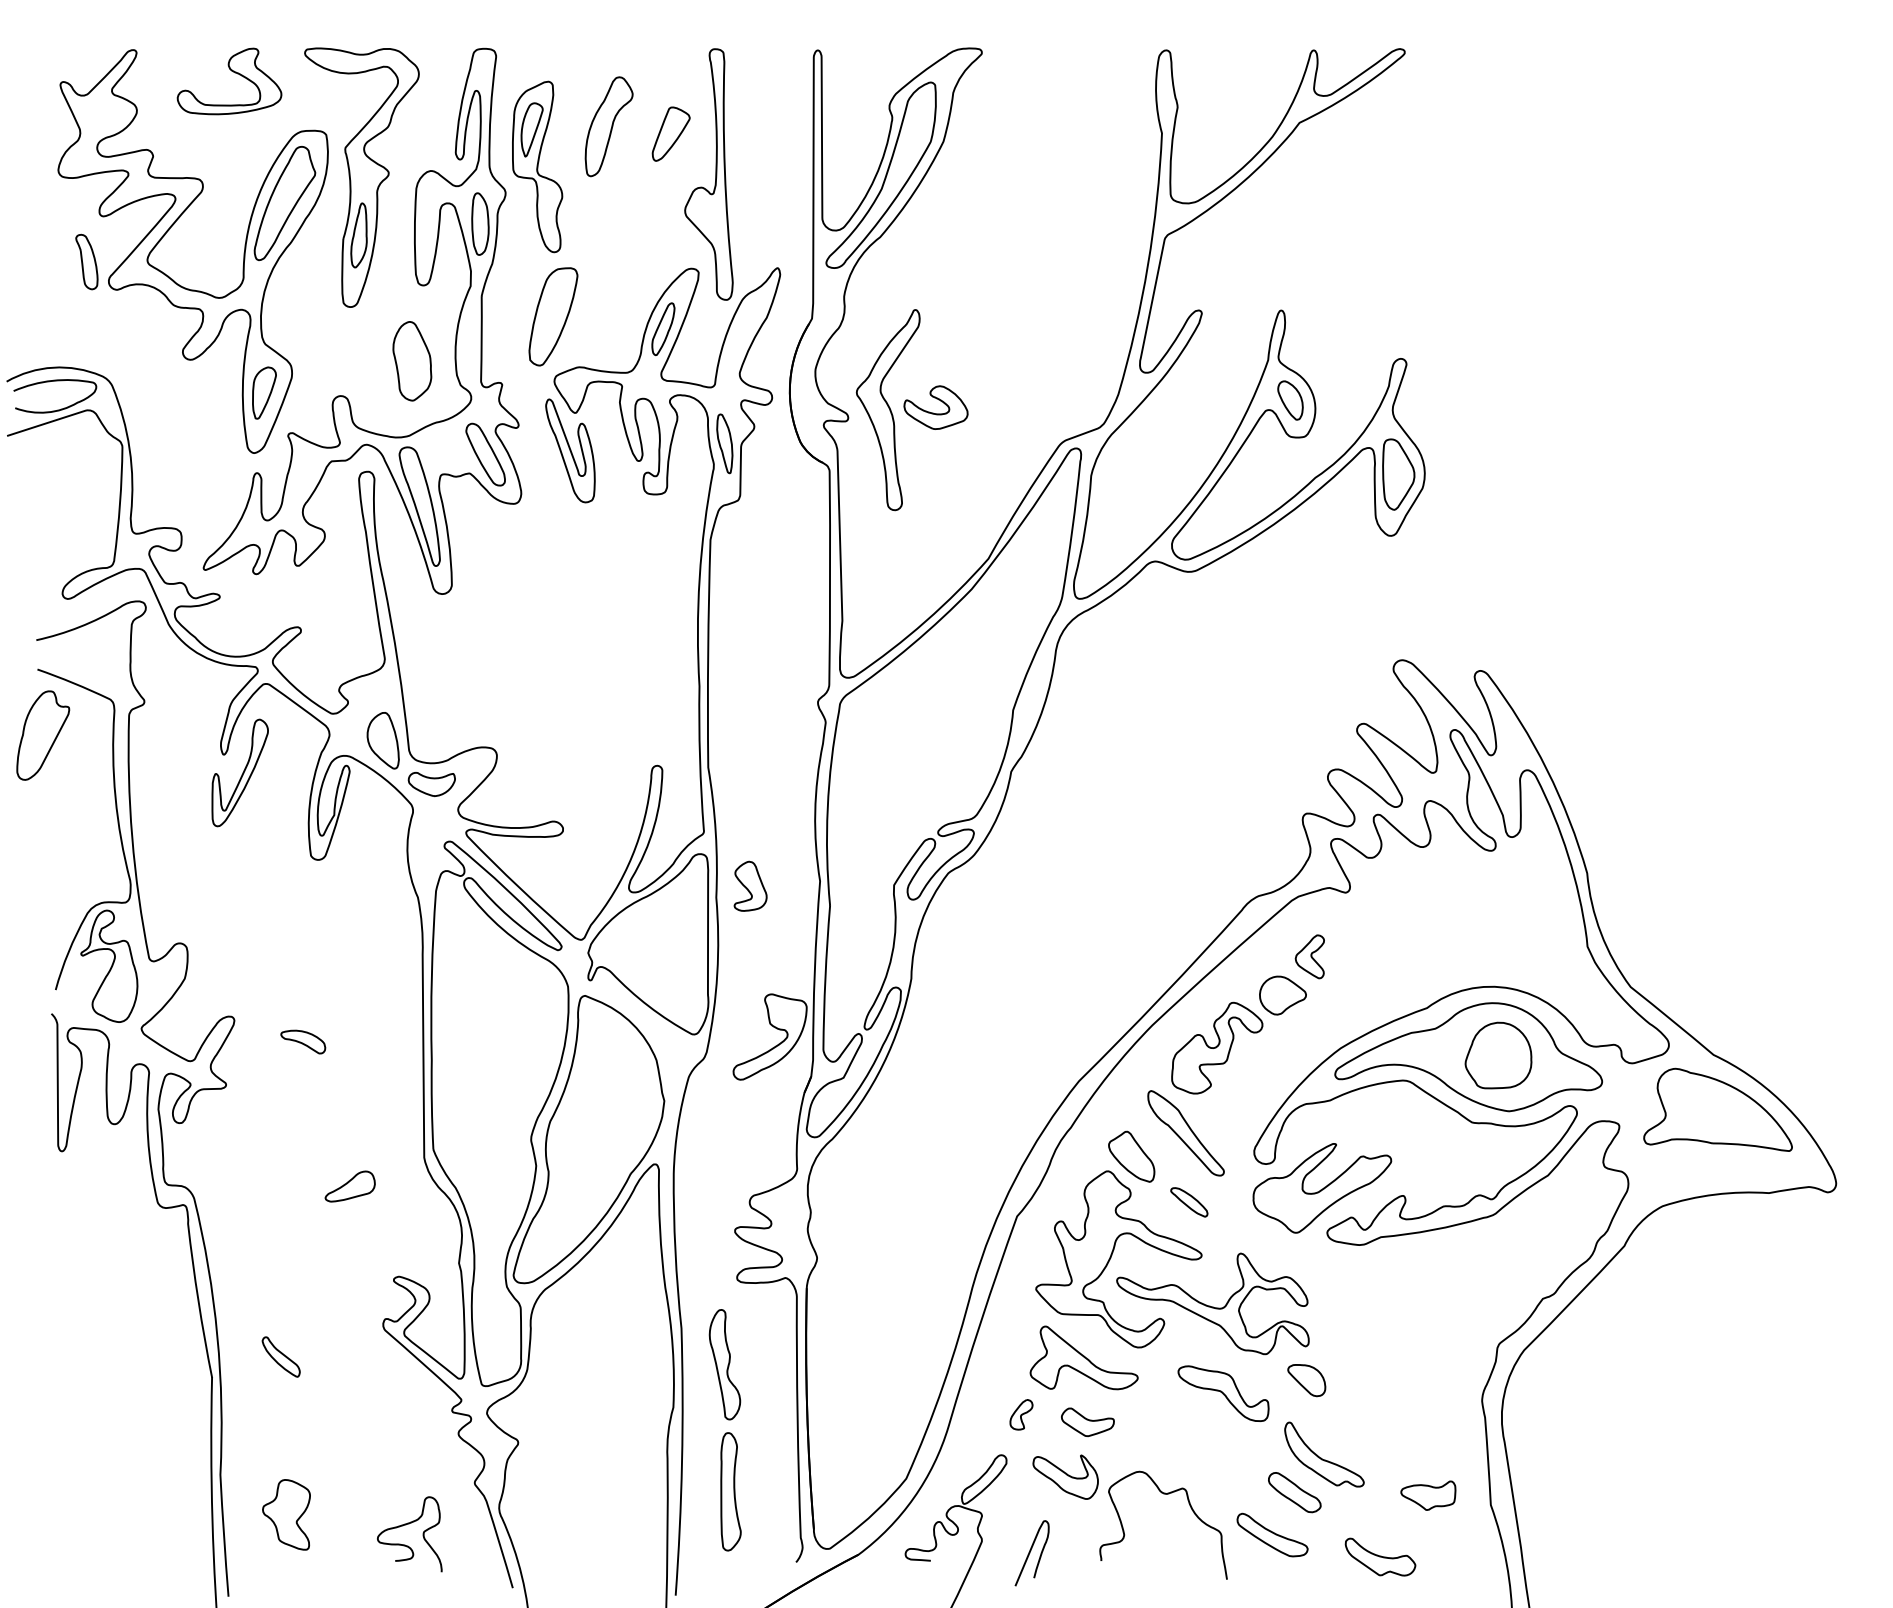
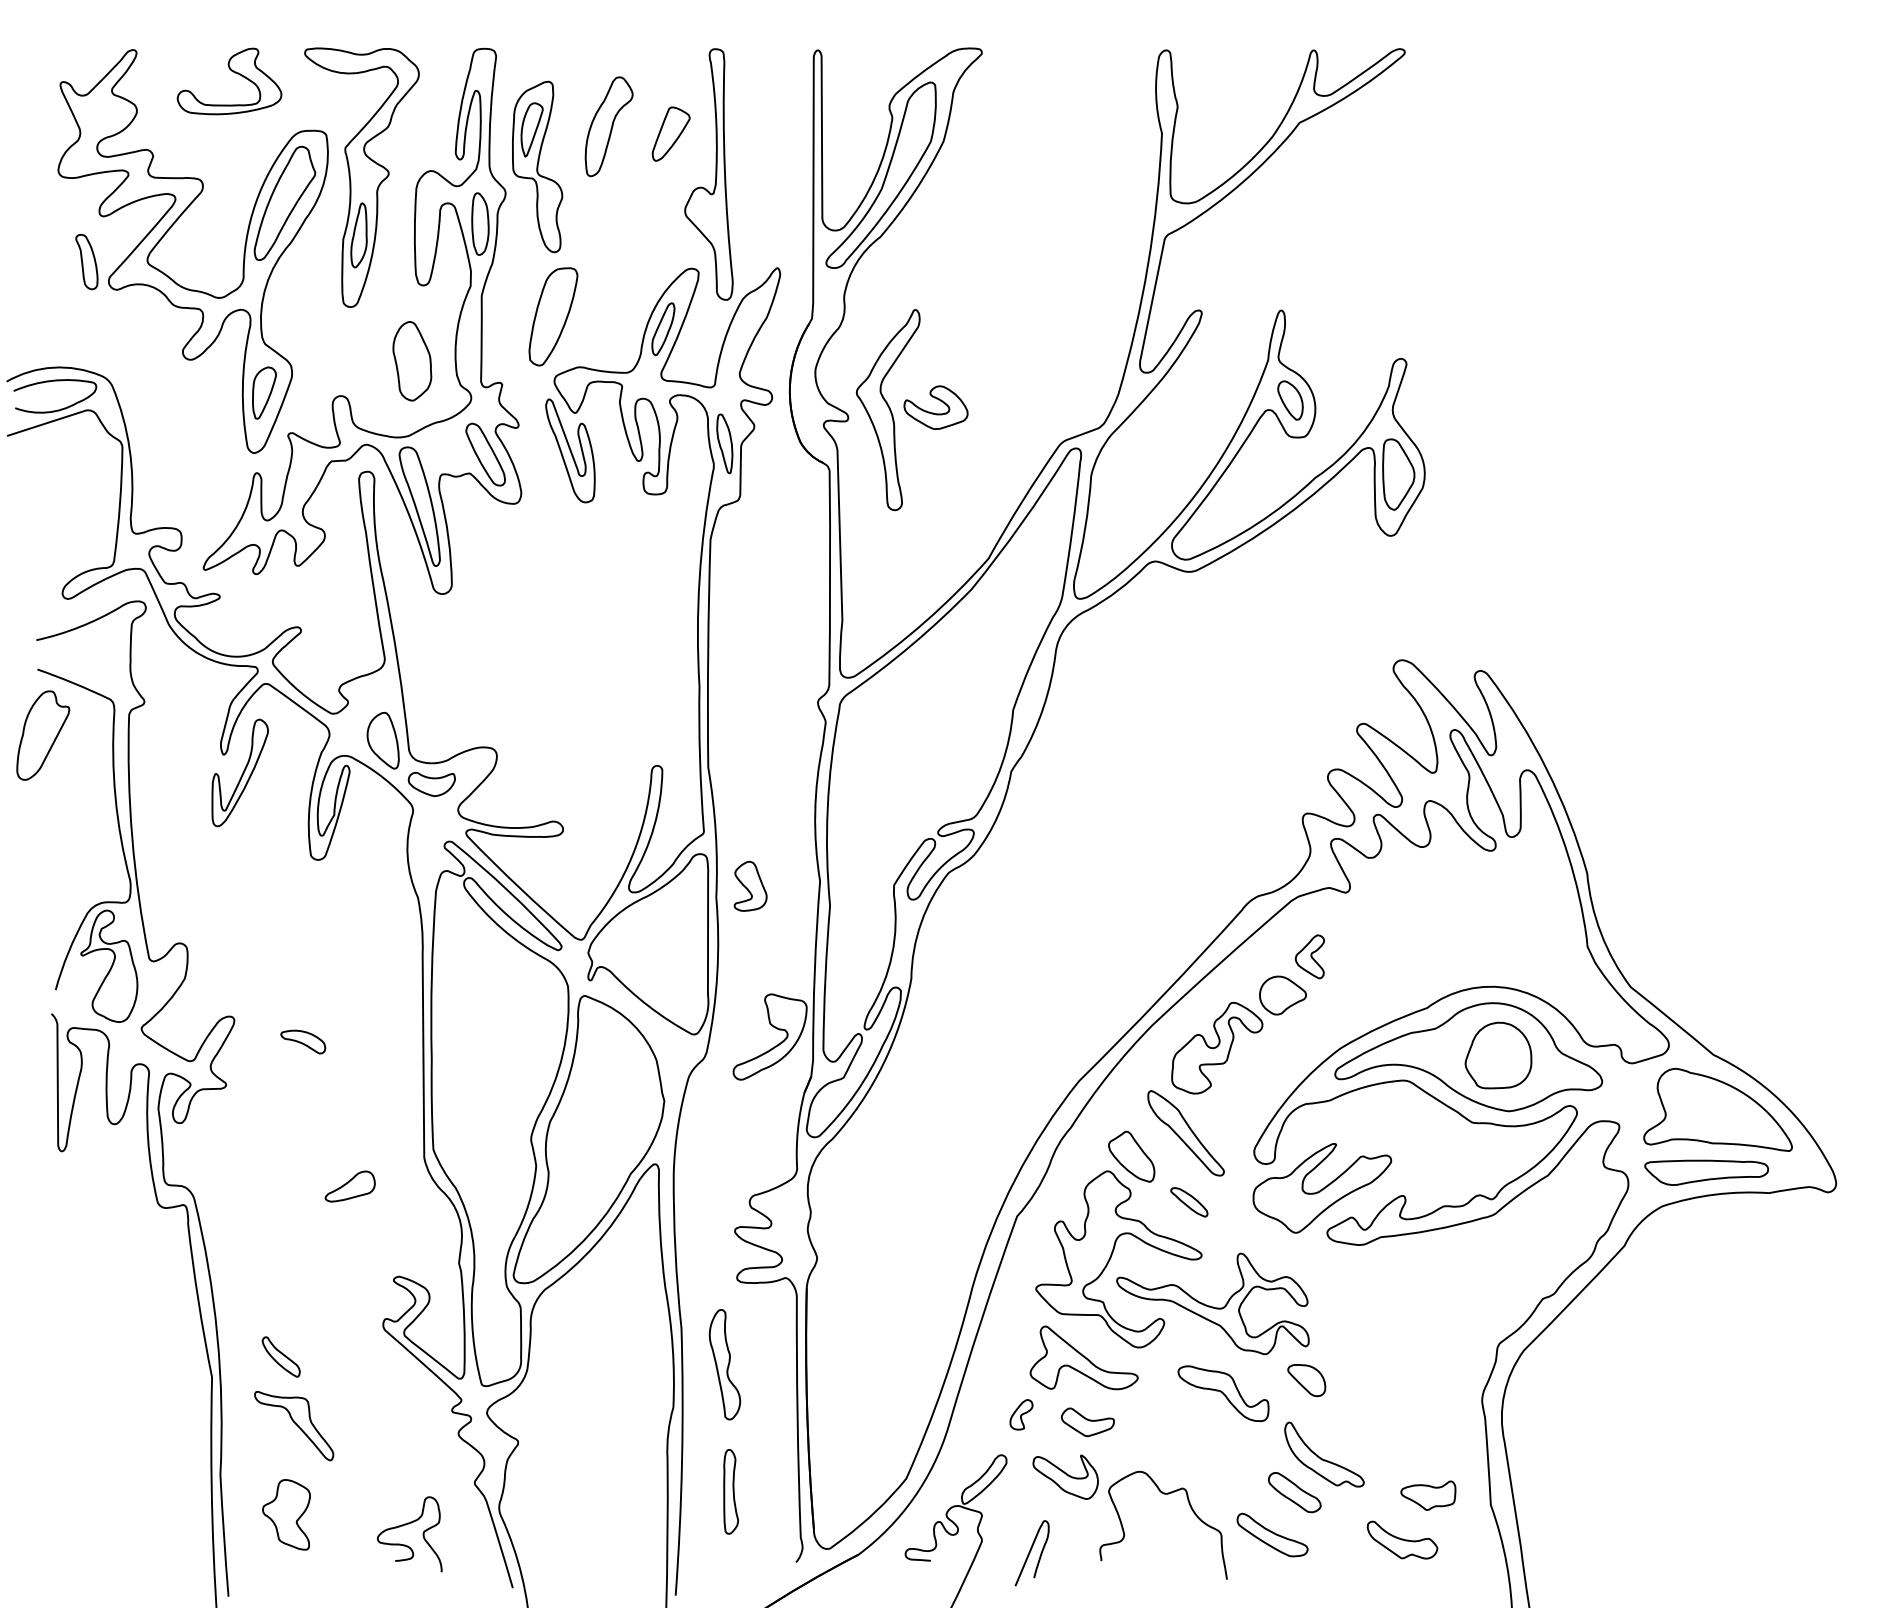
part: none -> present (1706, 1172)
part: none -> present (294, 1426)
part size: 22x120 px -> 17x86 px (731, 1491)
part position: (1380, 1556) -> (1402, 1539) (1402, 1539)
